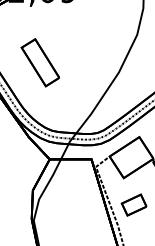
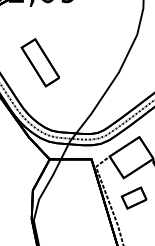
part position: (133, 204) -> (133, 197) (133, 197)
